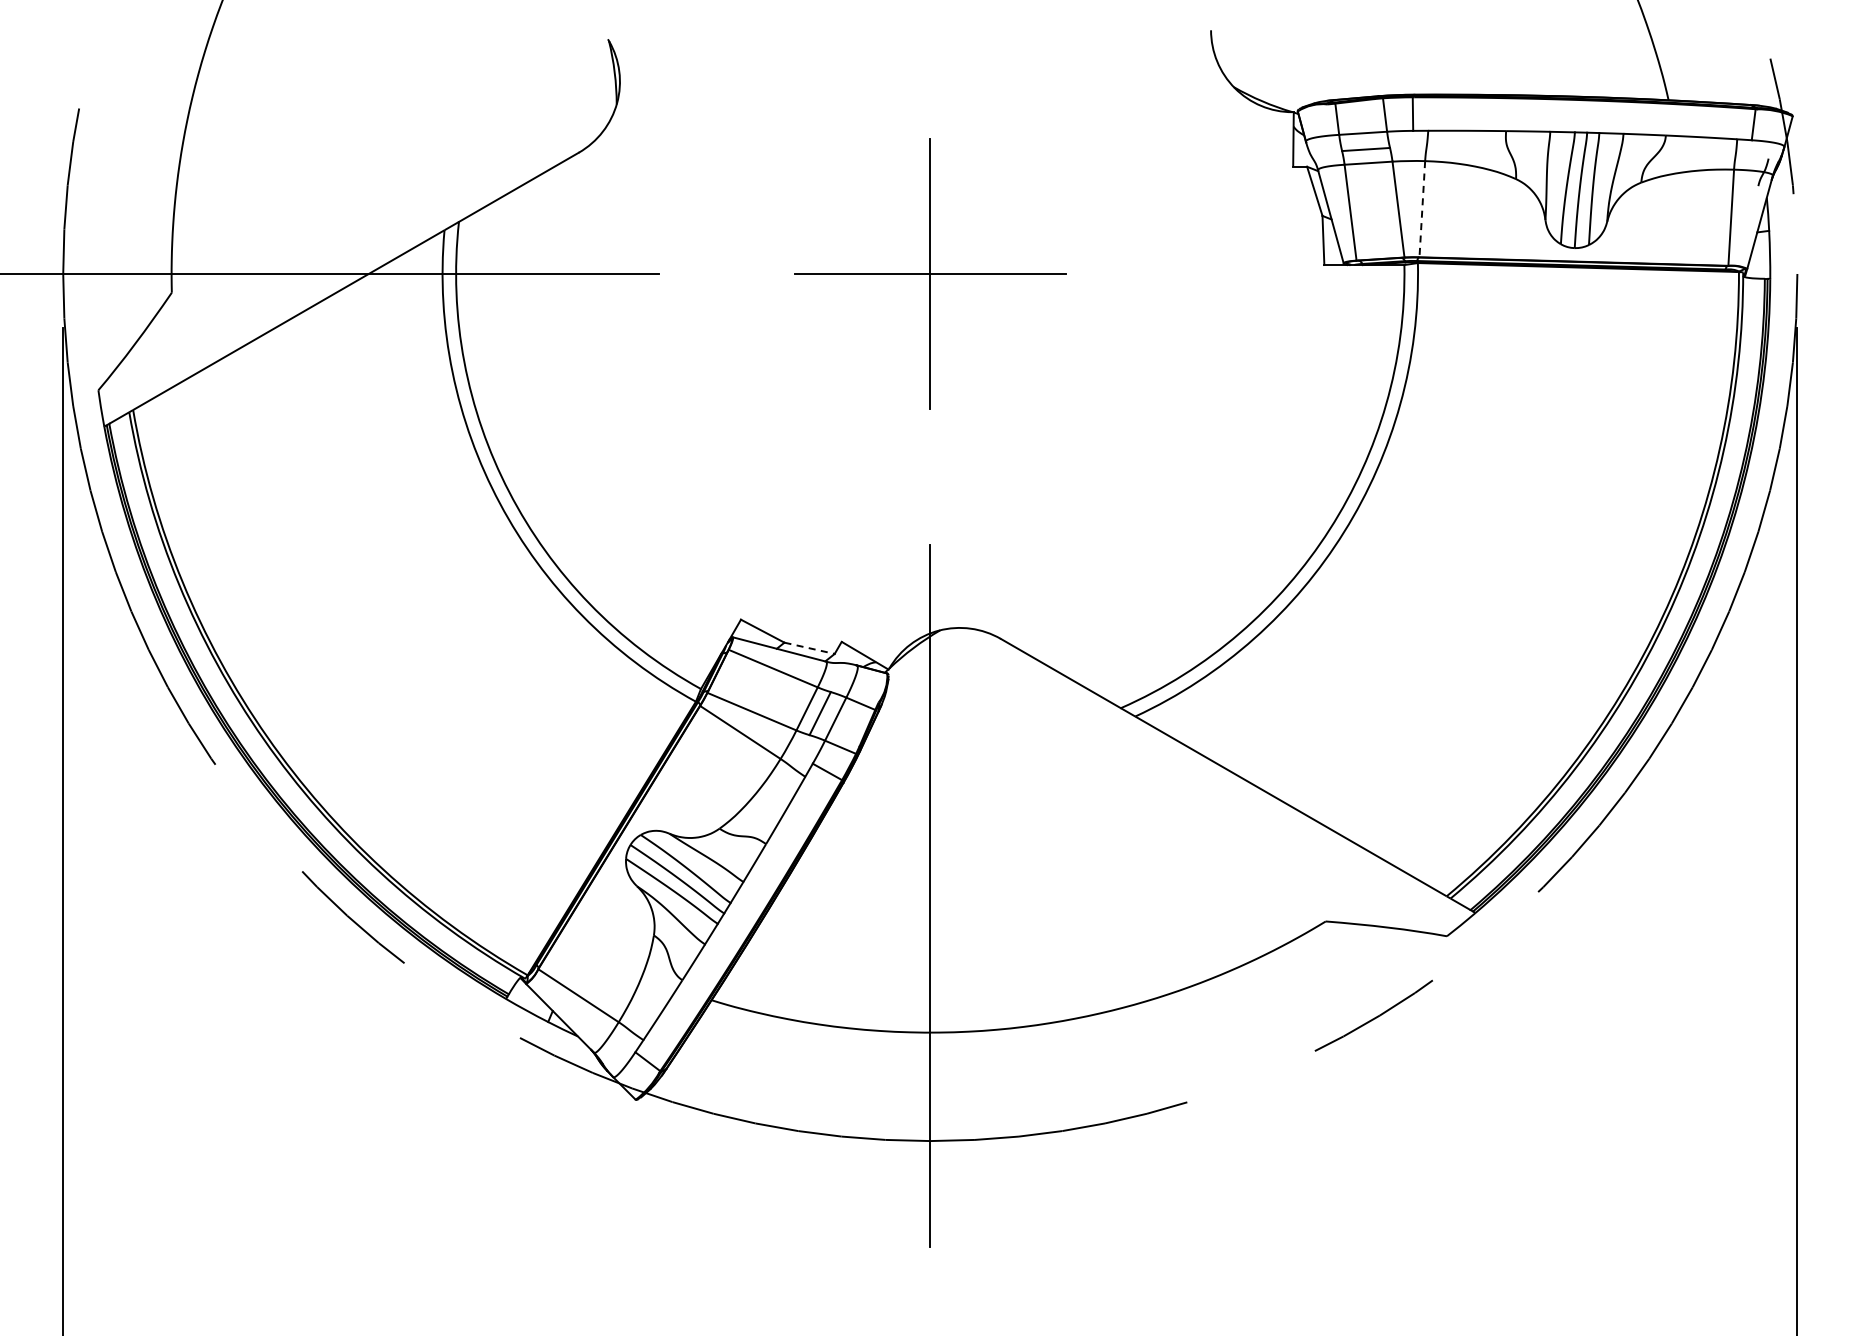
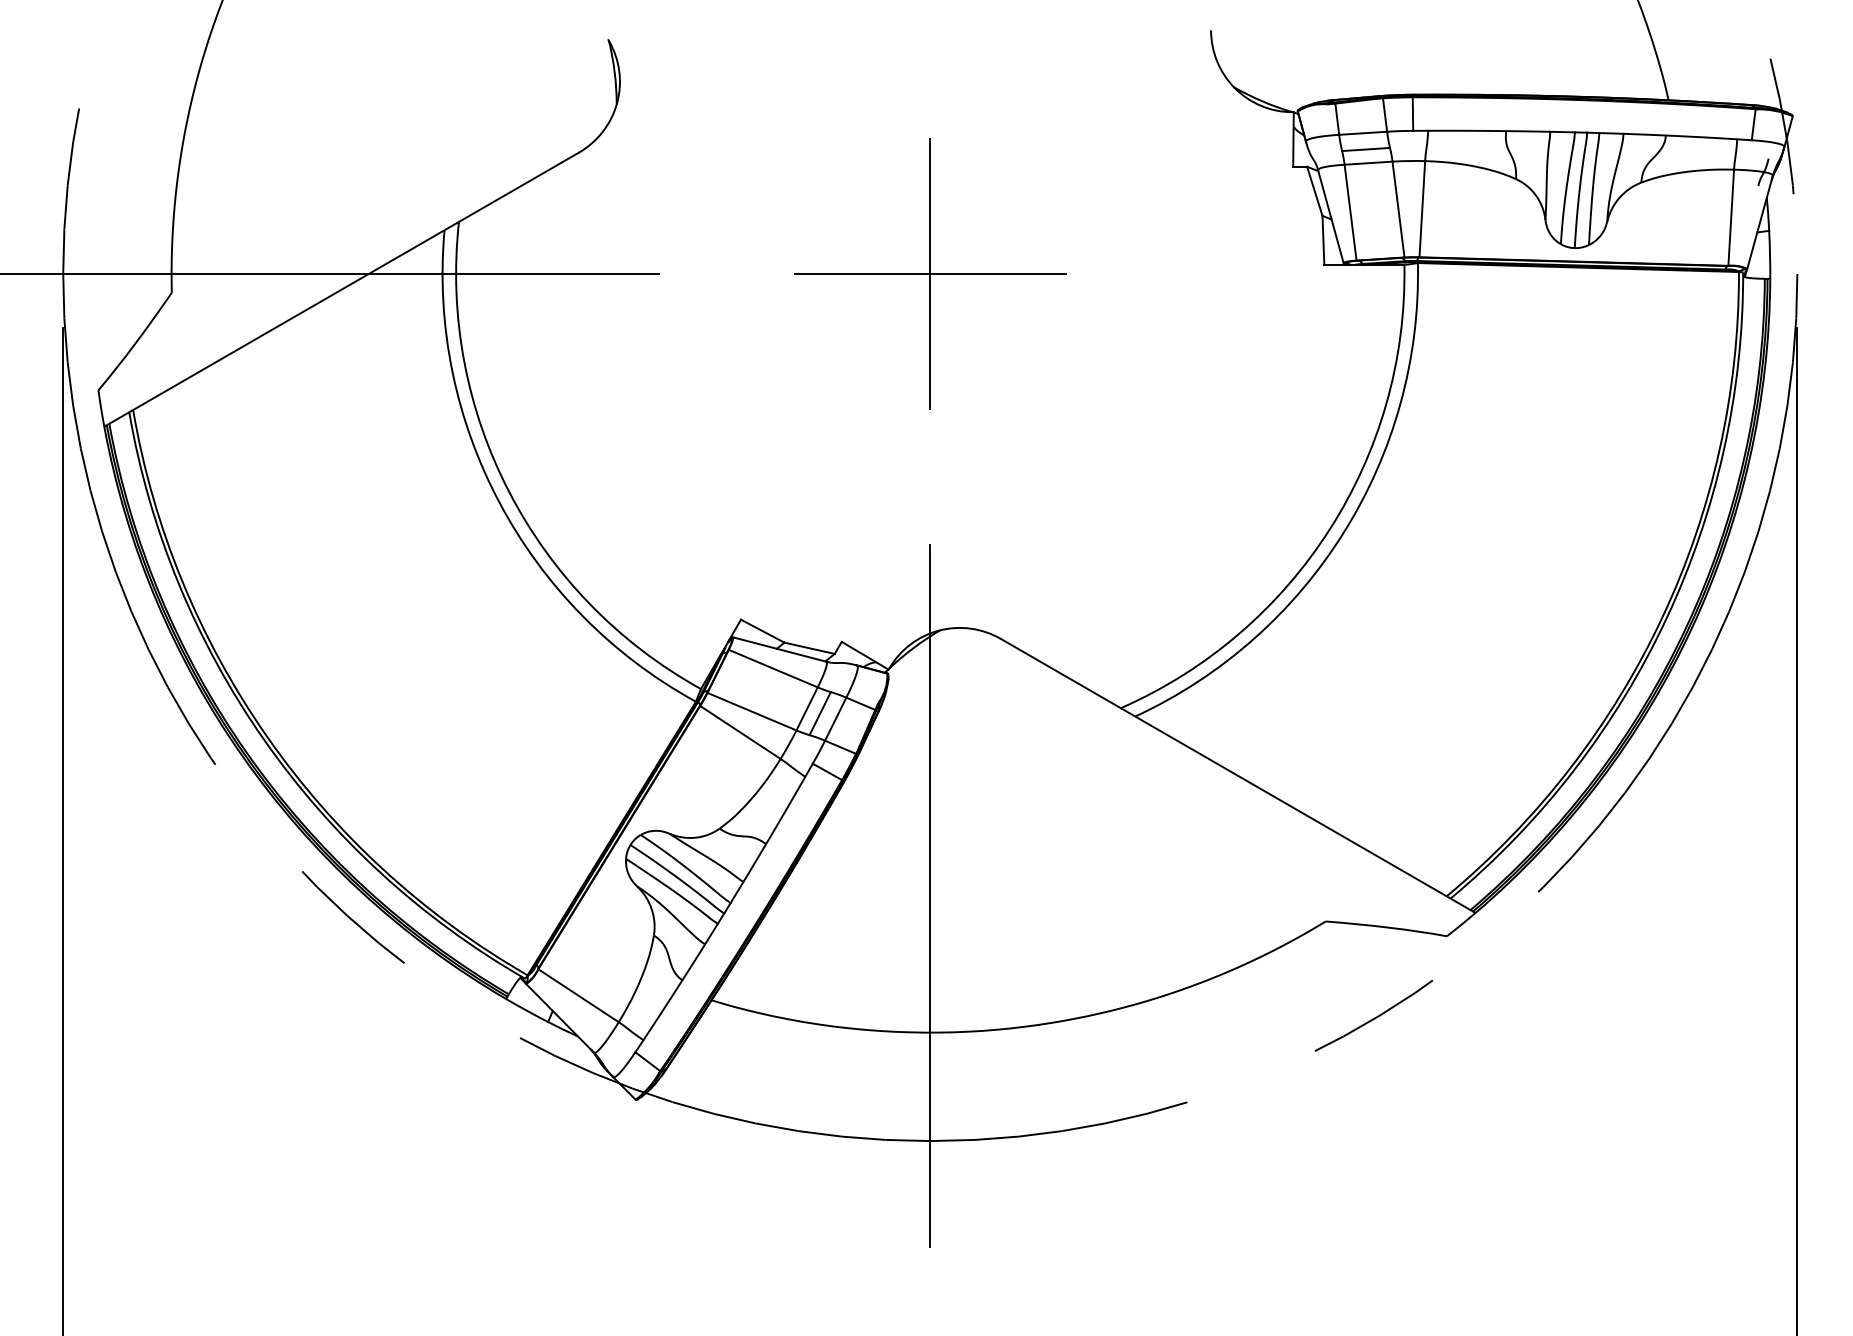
line: dashed -> solid (1422, 209)
line: dashed -> solid (809, 648)
